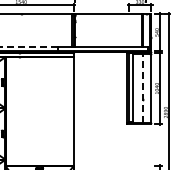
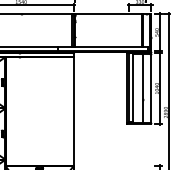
line: dashed -> solid (29, 46)
line: dashed -> solid (143, 88)
